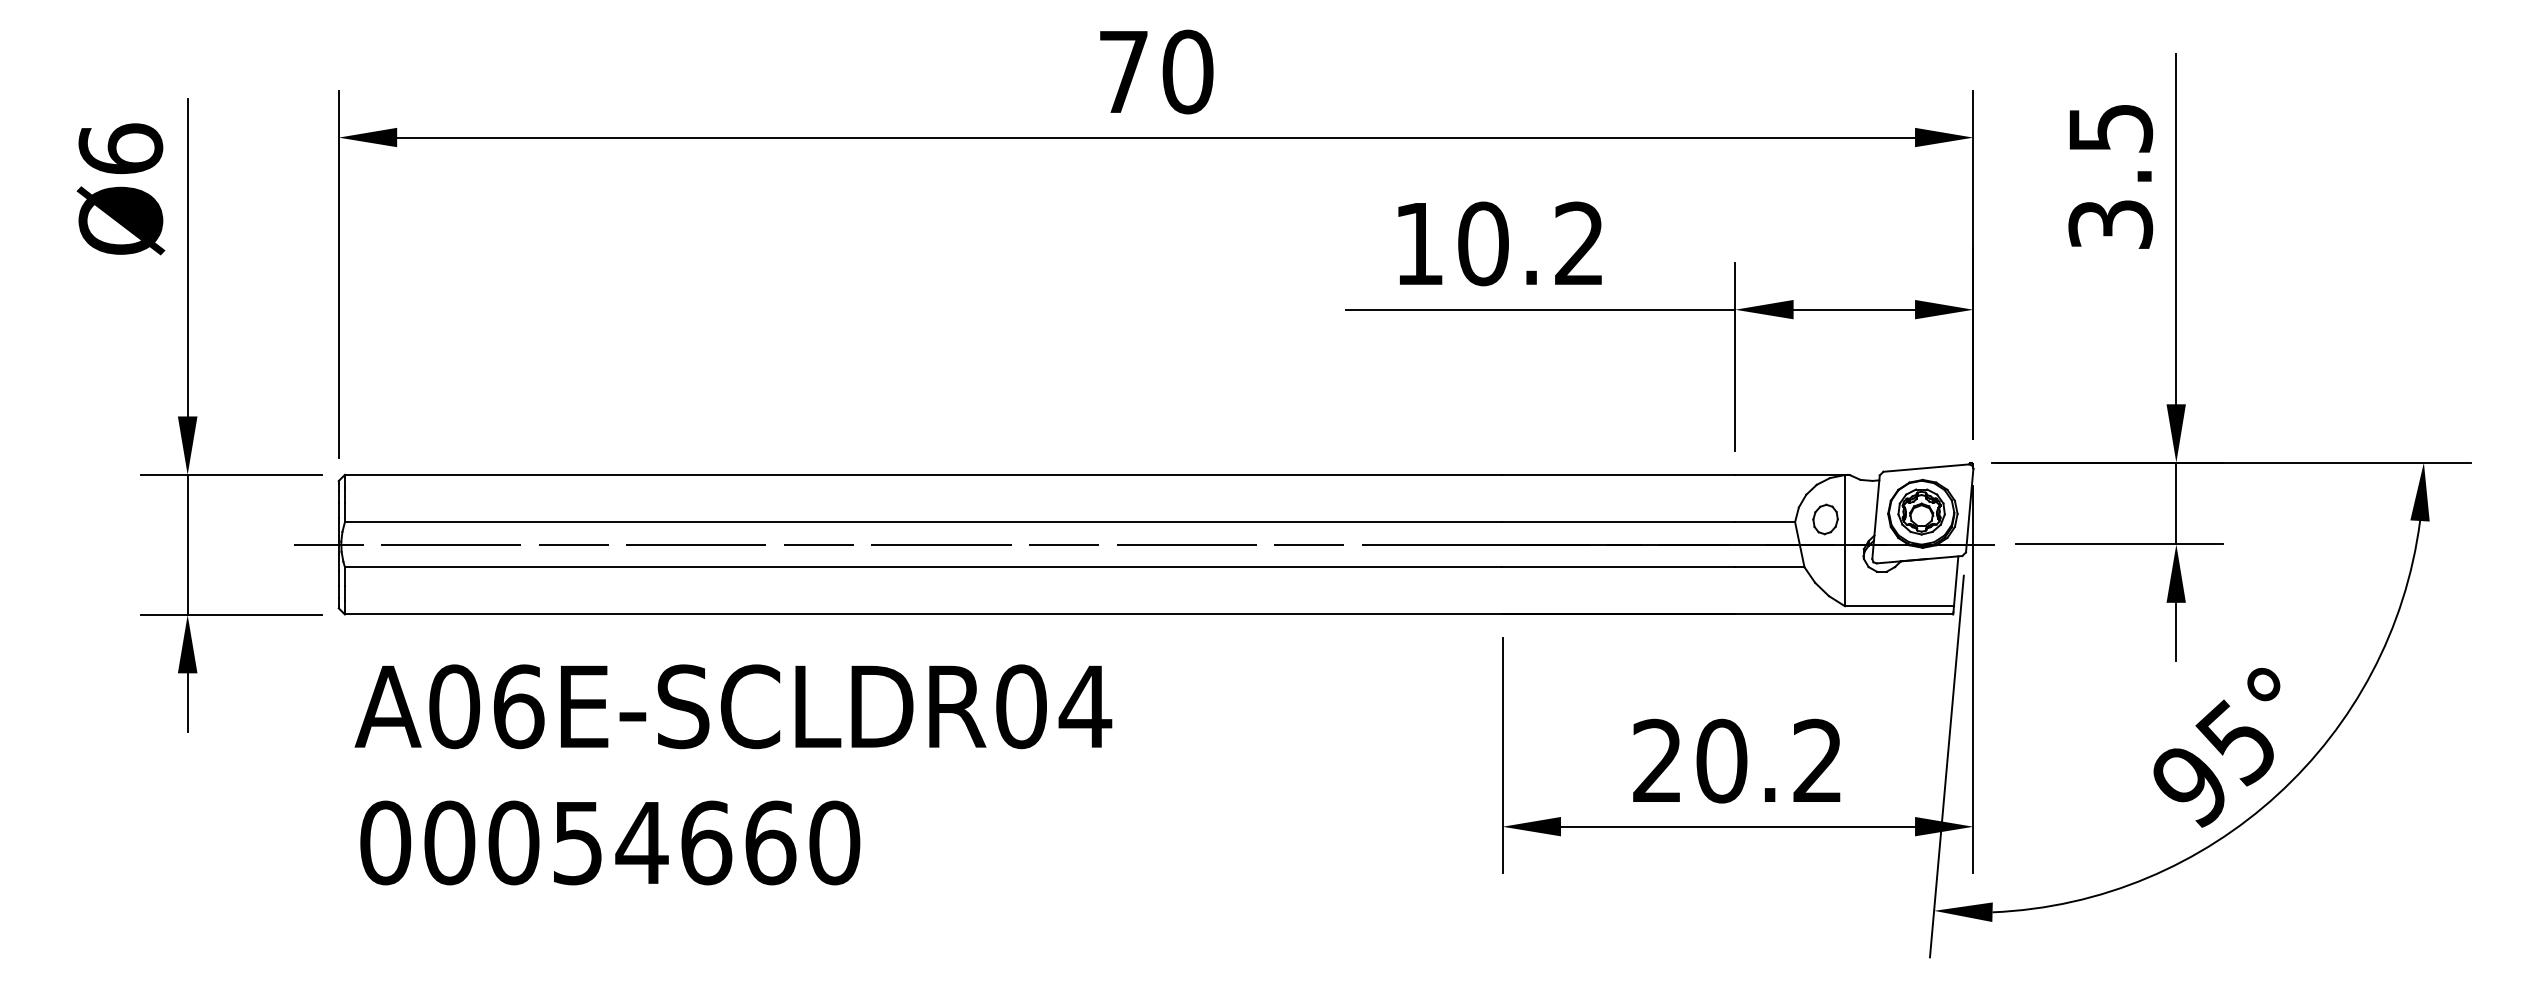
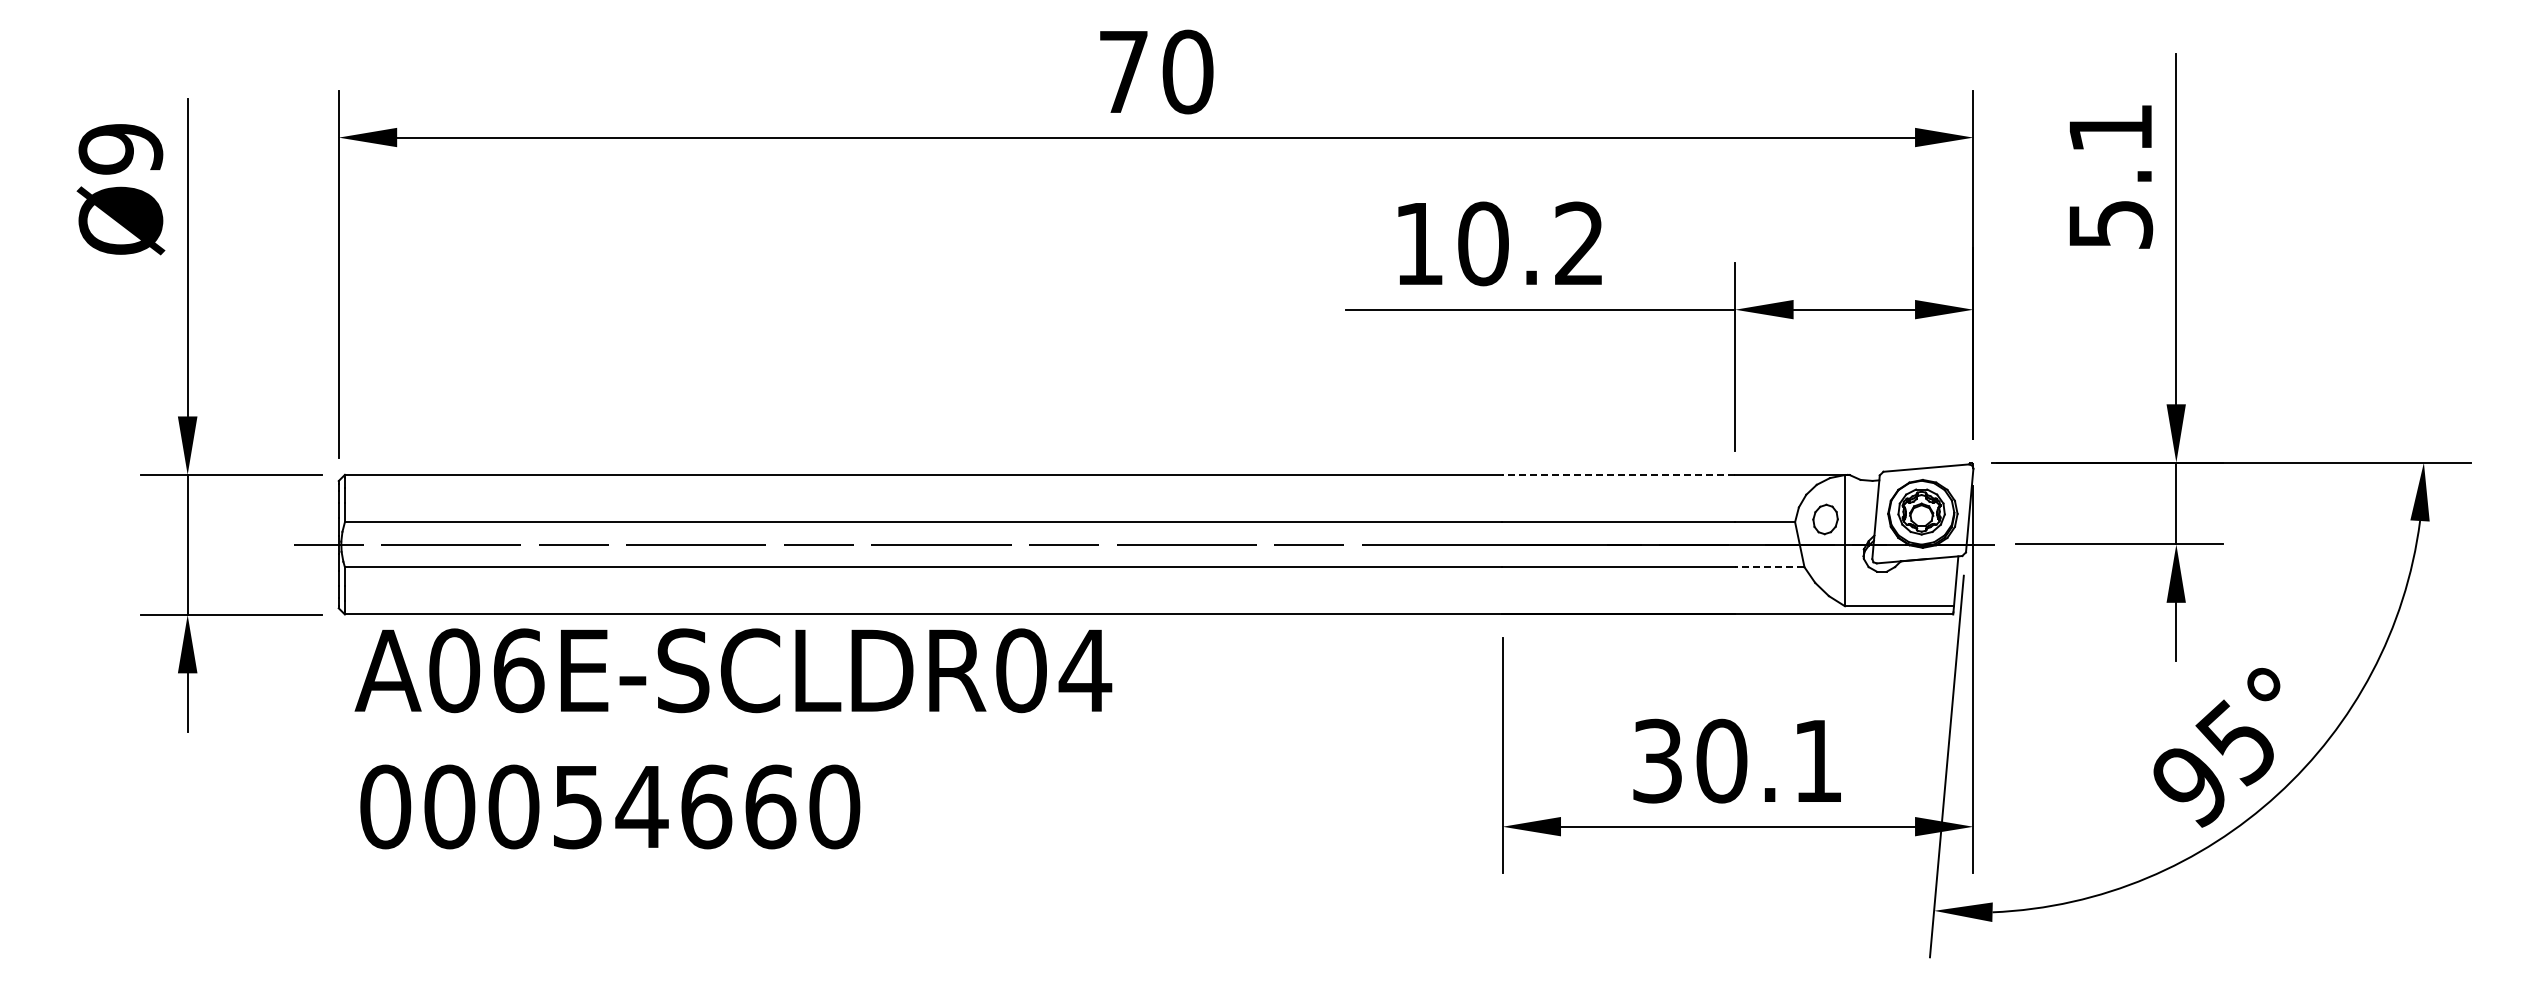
text: Ø6 -> Ø9 (120, 148)
text: 3.5 -> 5.1 (2110, 176)
line: solid -> dashed (1618, 474)
line: solid -> dashed (1769, 567)
text: 20.2 -> 30.1 (1736, 760)
text position: (733, 774) -> (733, 738) (733, 738)
